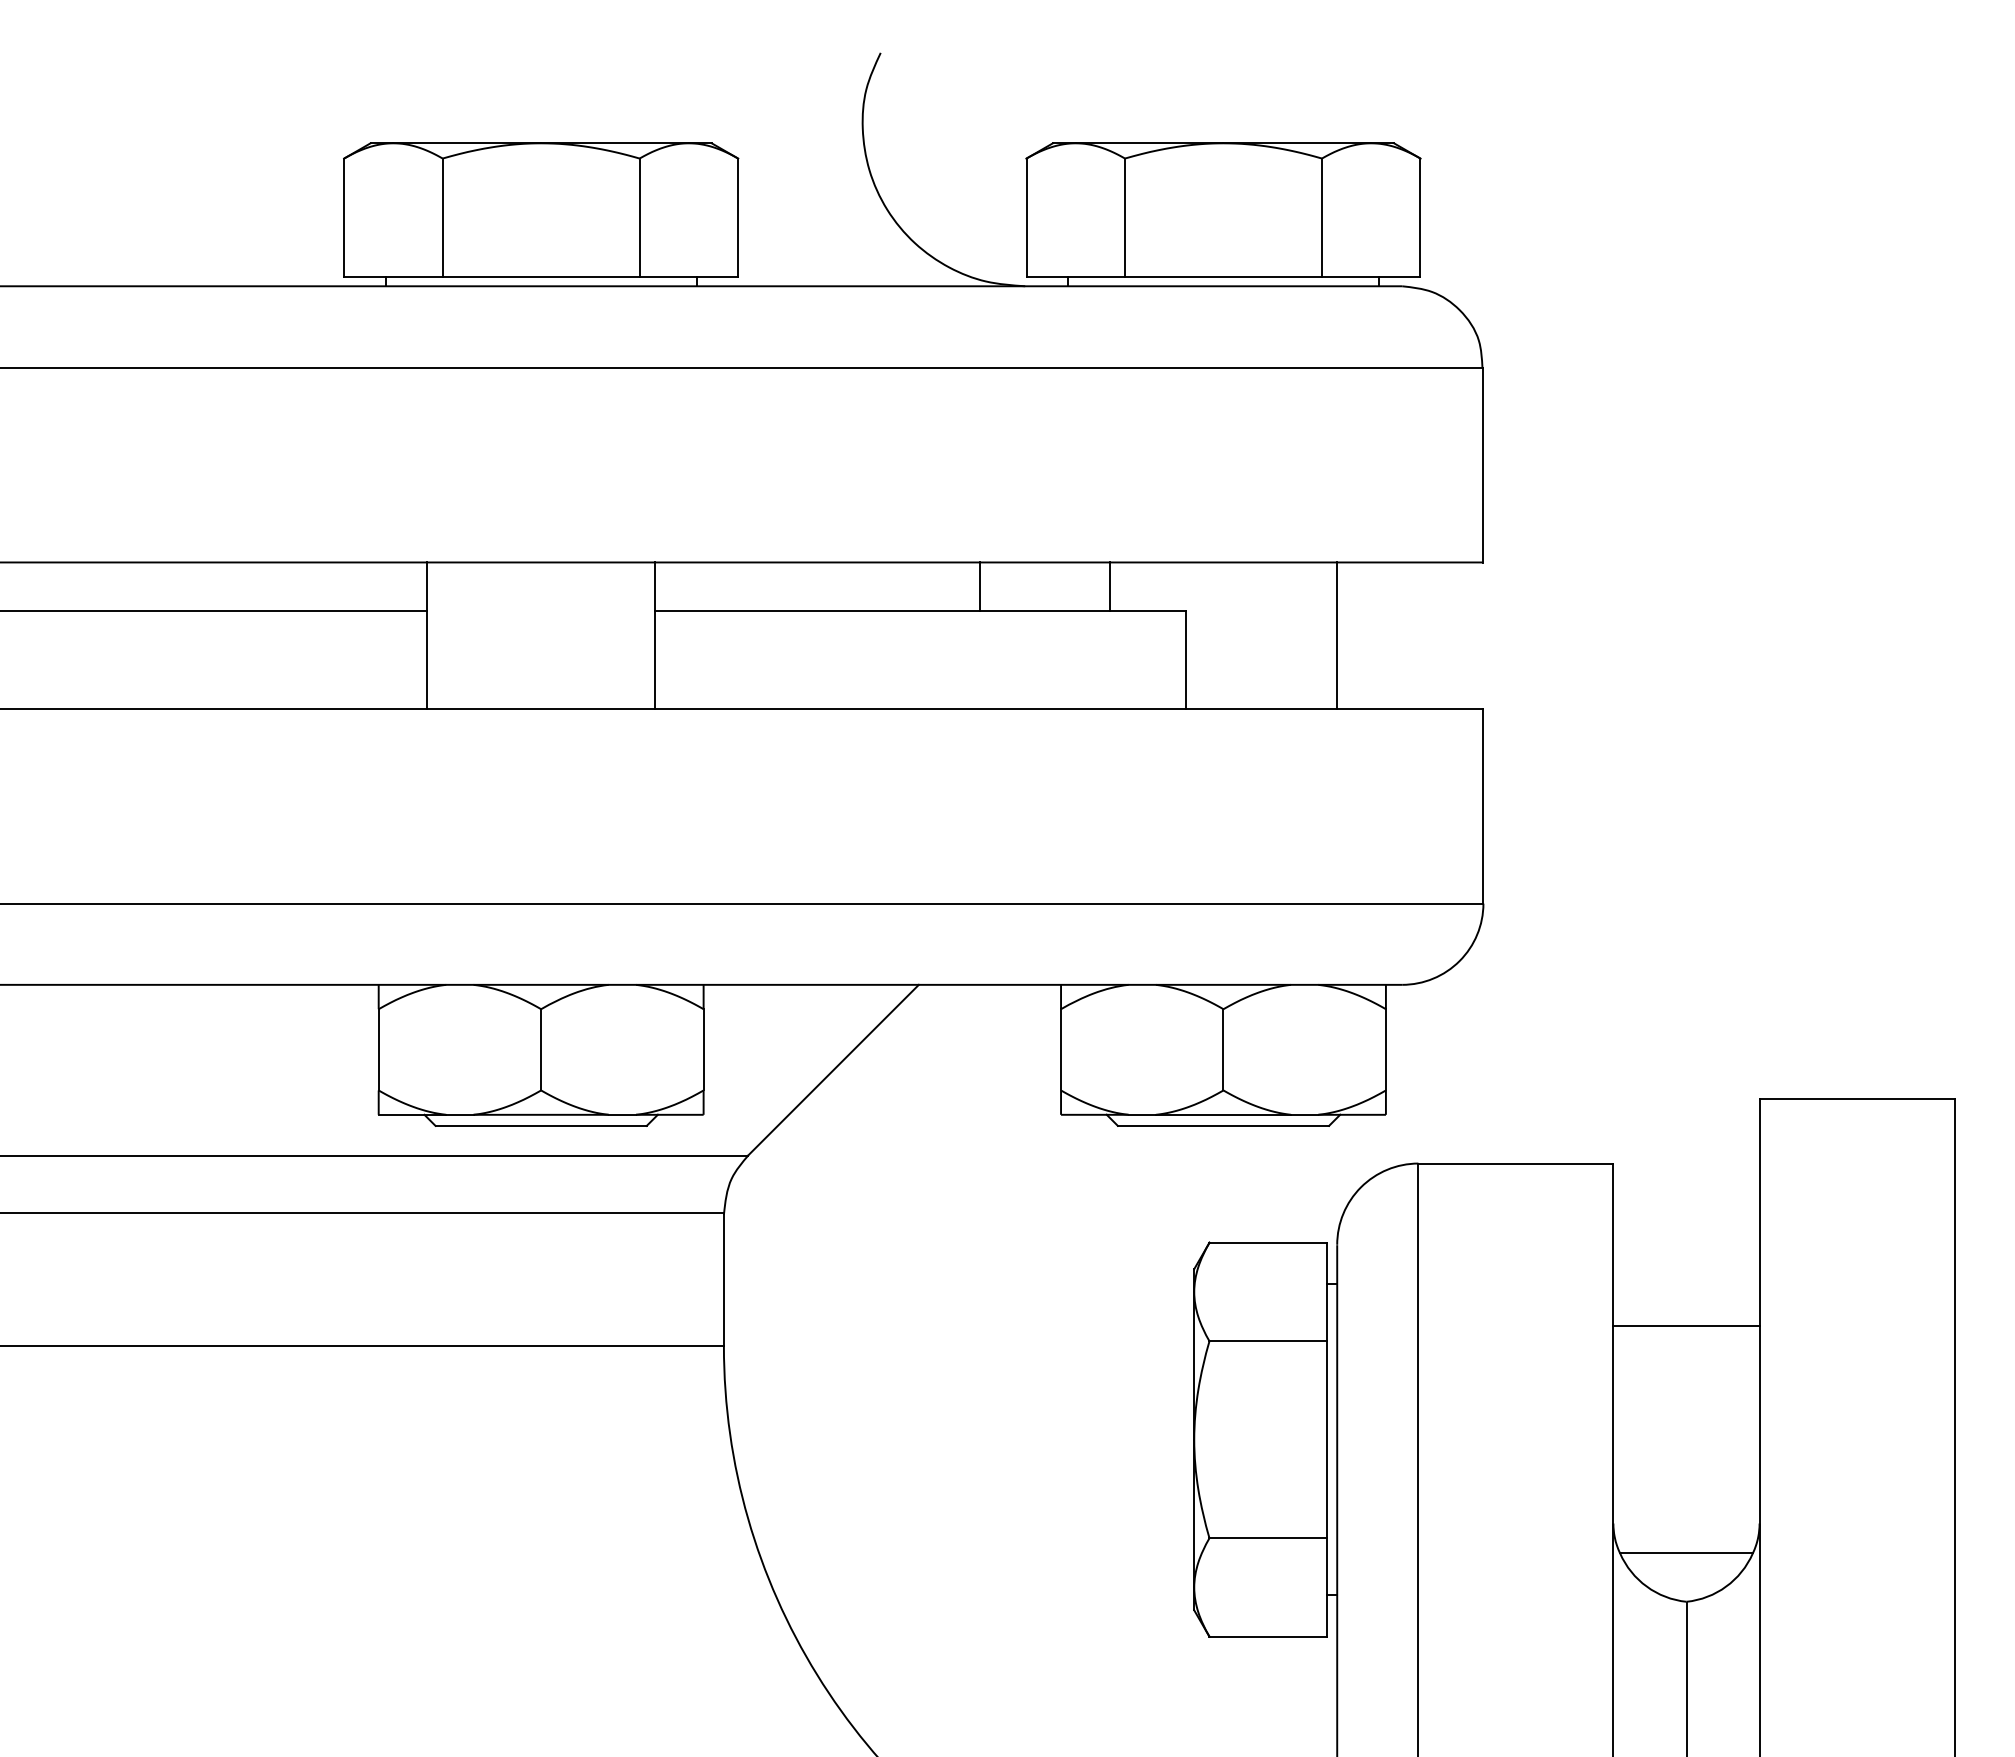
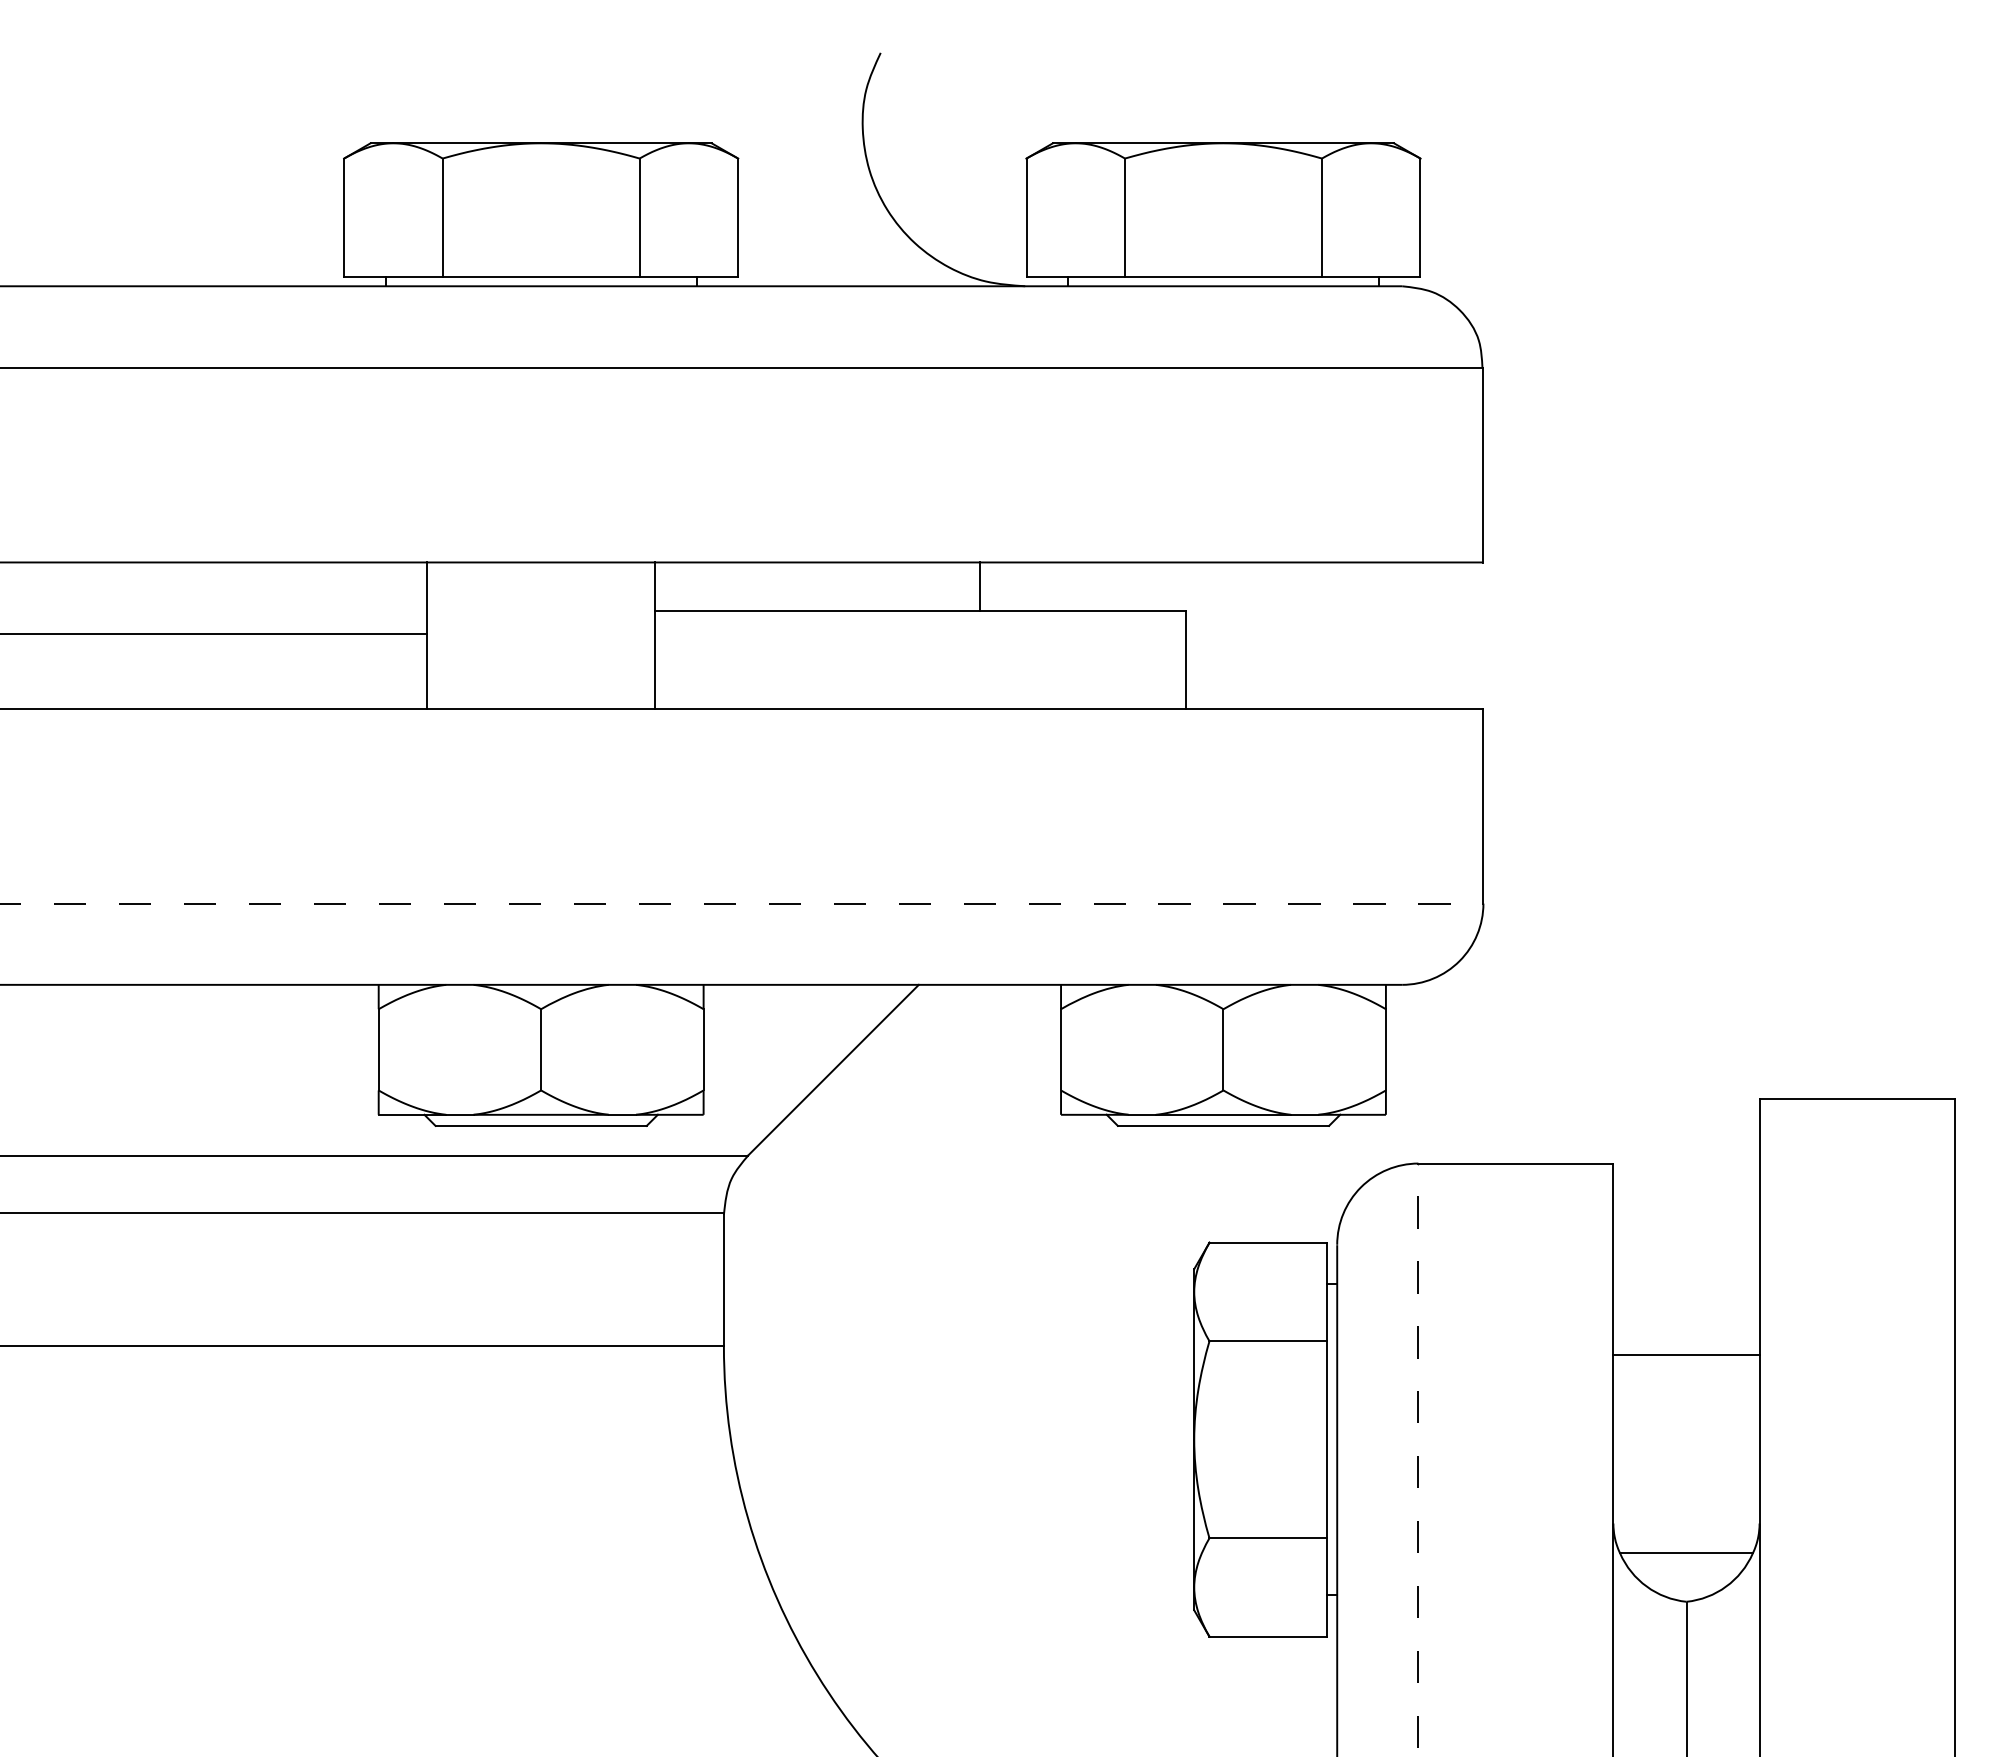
line: present -> none (1109, 586)
line position: (214, 611) -> (214, 634) (214, 634)
line: present -> none (1337, 635)
line: solid -> dashed (742, 903)
line position: (1686, 1326) -> (1686, 1355) (1686, 1355)
line: solid -> dashed (1418, 1459)
